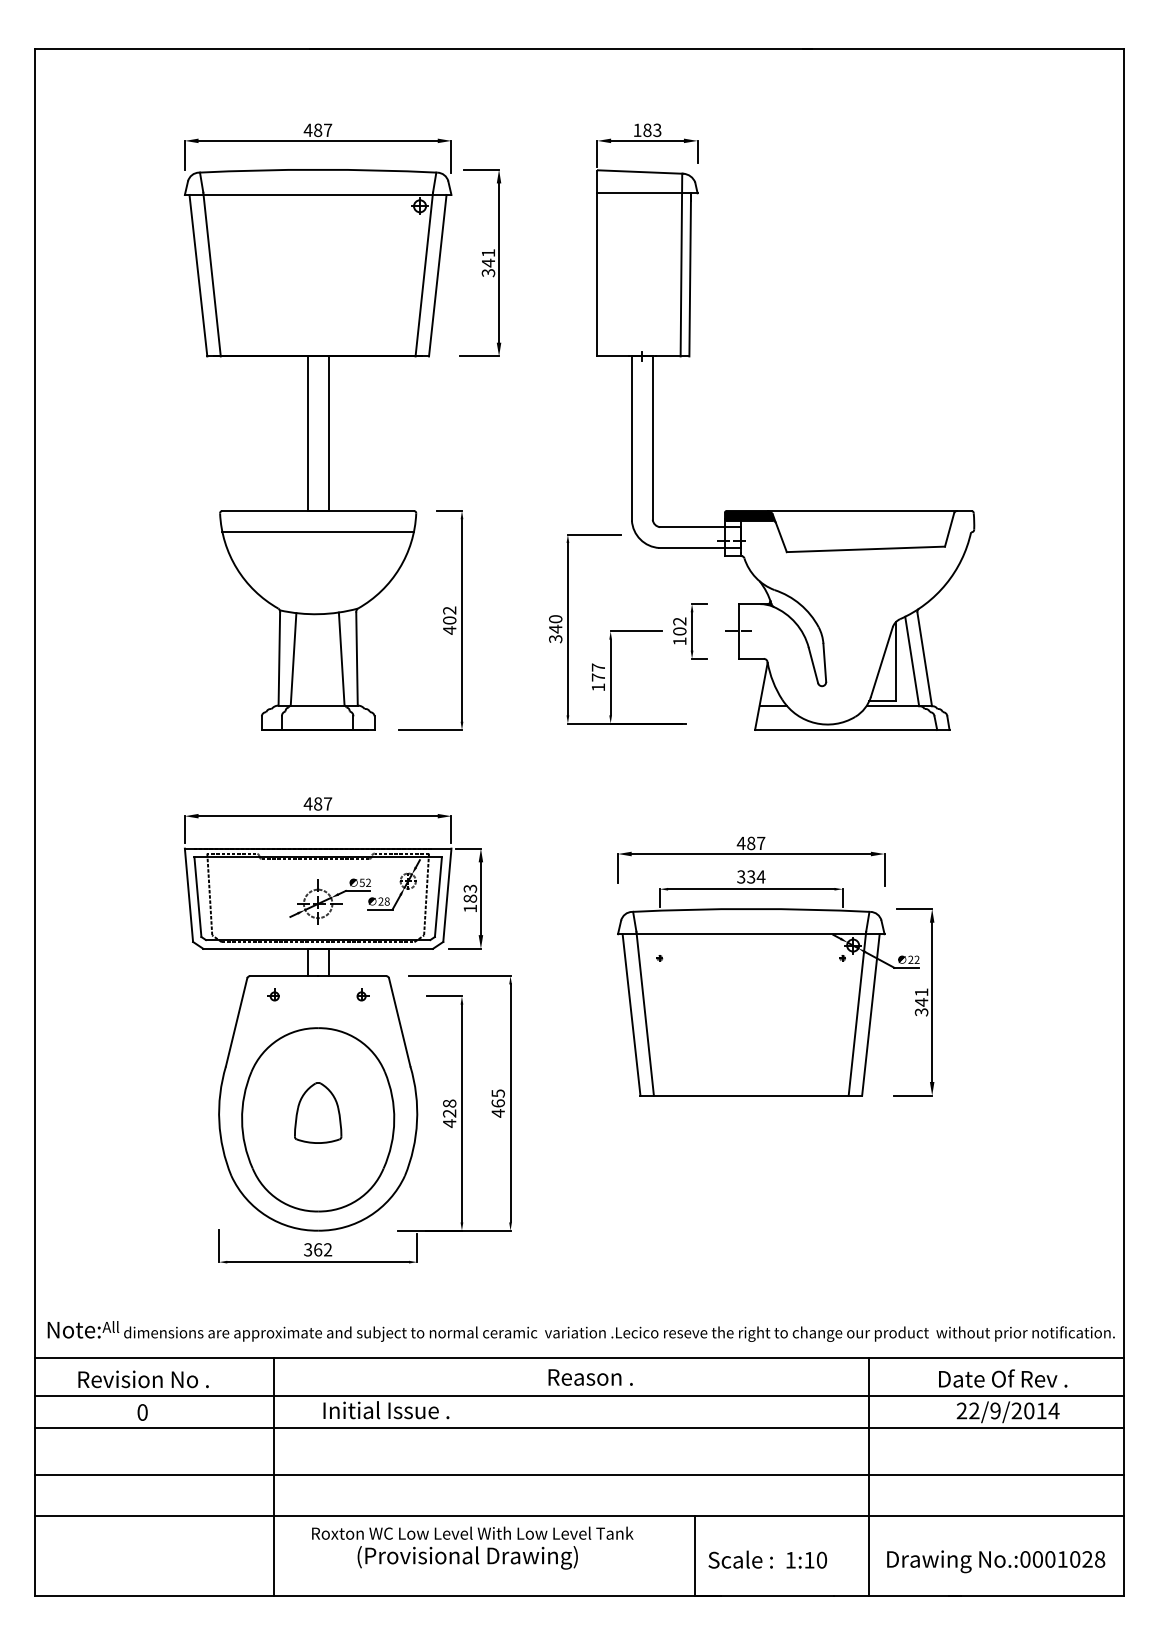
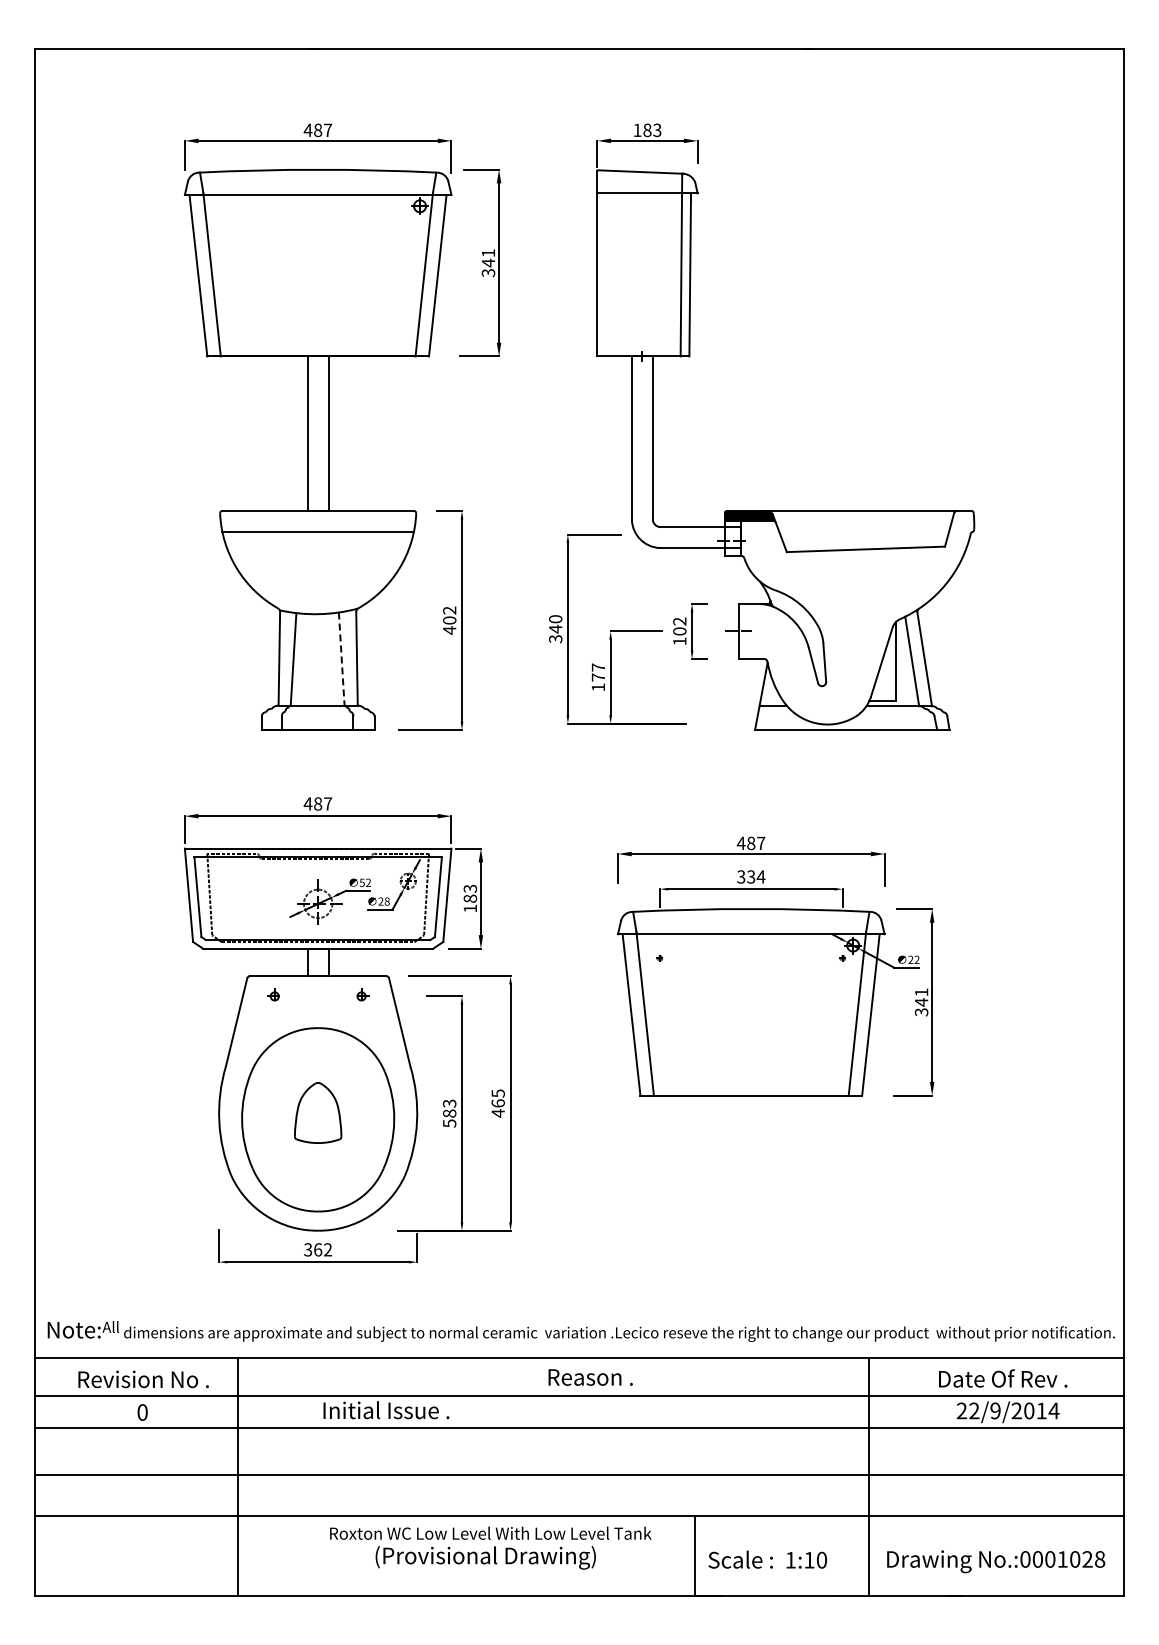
line: solid -> dashed (341, 659)
text: 428 -> 583 (449, 1113)
line position: (273, 1476) -> (237, 1476) (237, 1476)
text position: (472, 1547) -> (490, 1547) (490, 1547)
